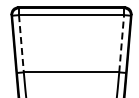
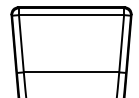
line: dashed -> solid (21, 43)
line: dashed -> solid (121, 43)
